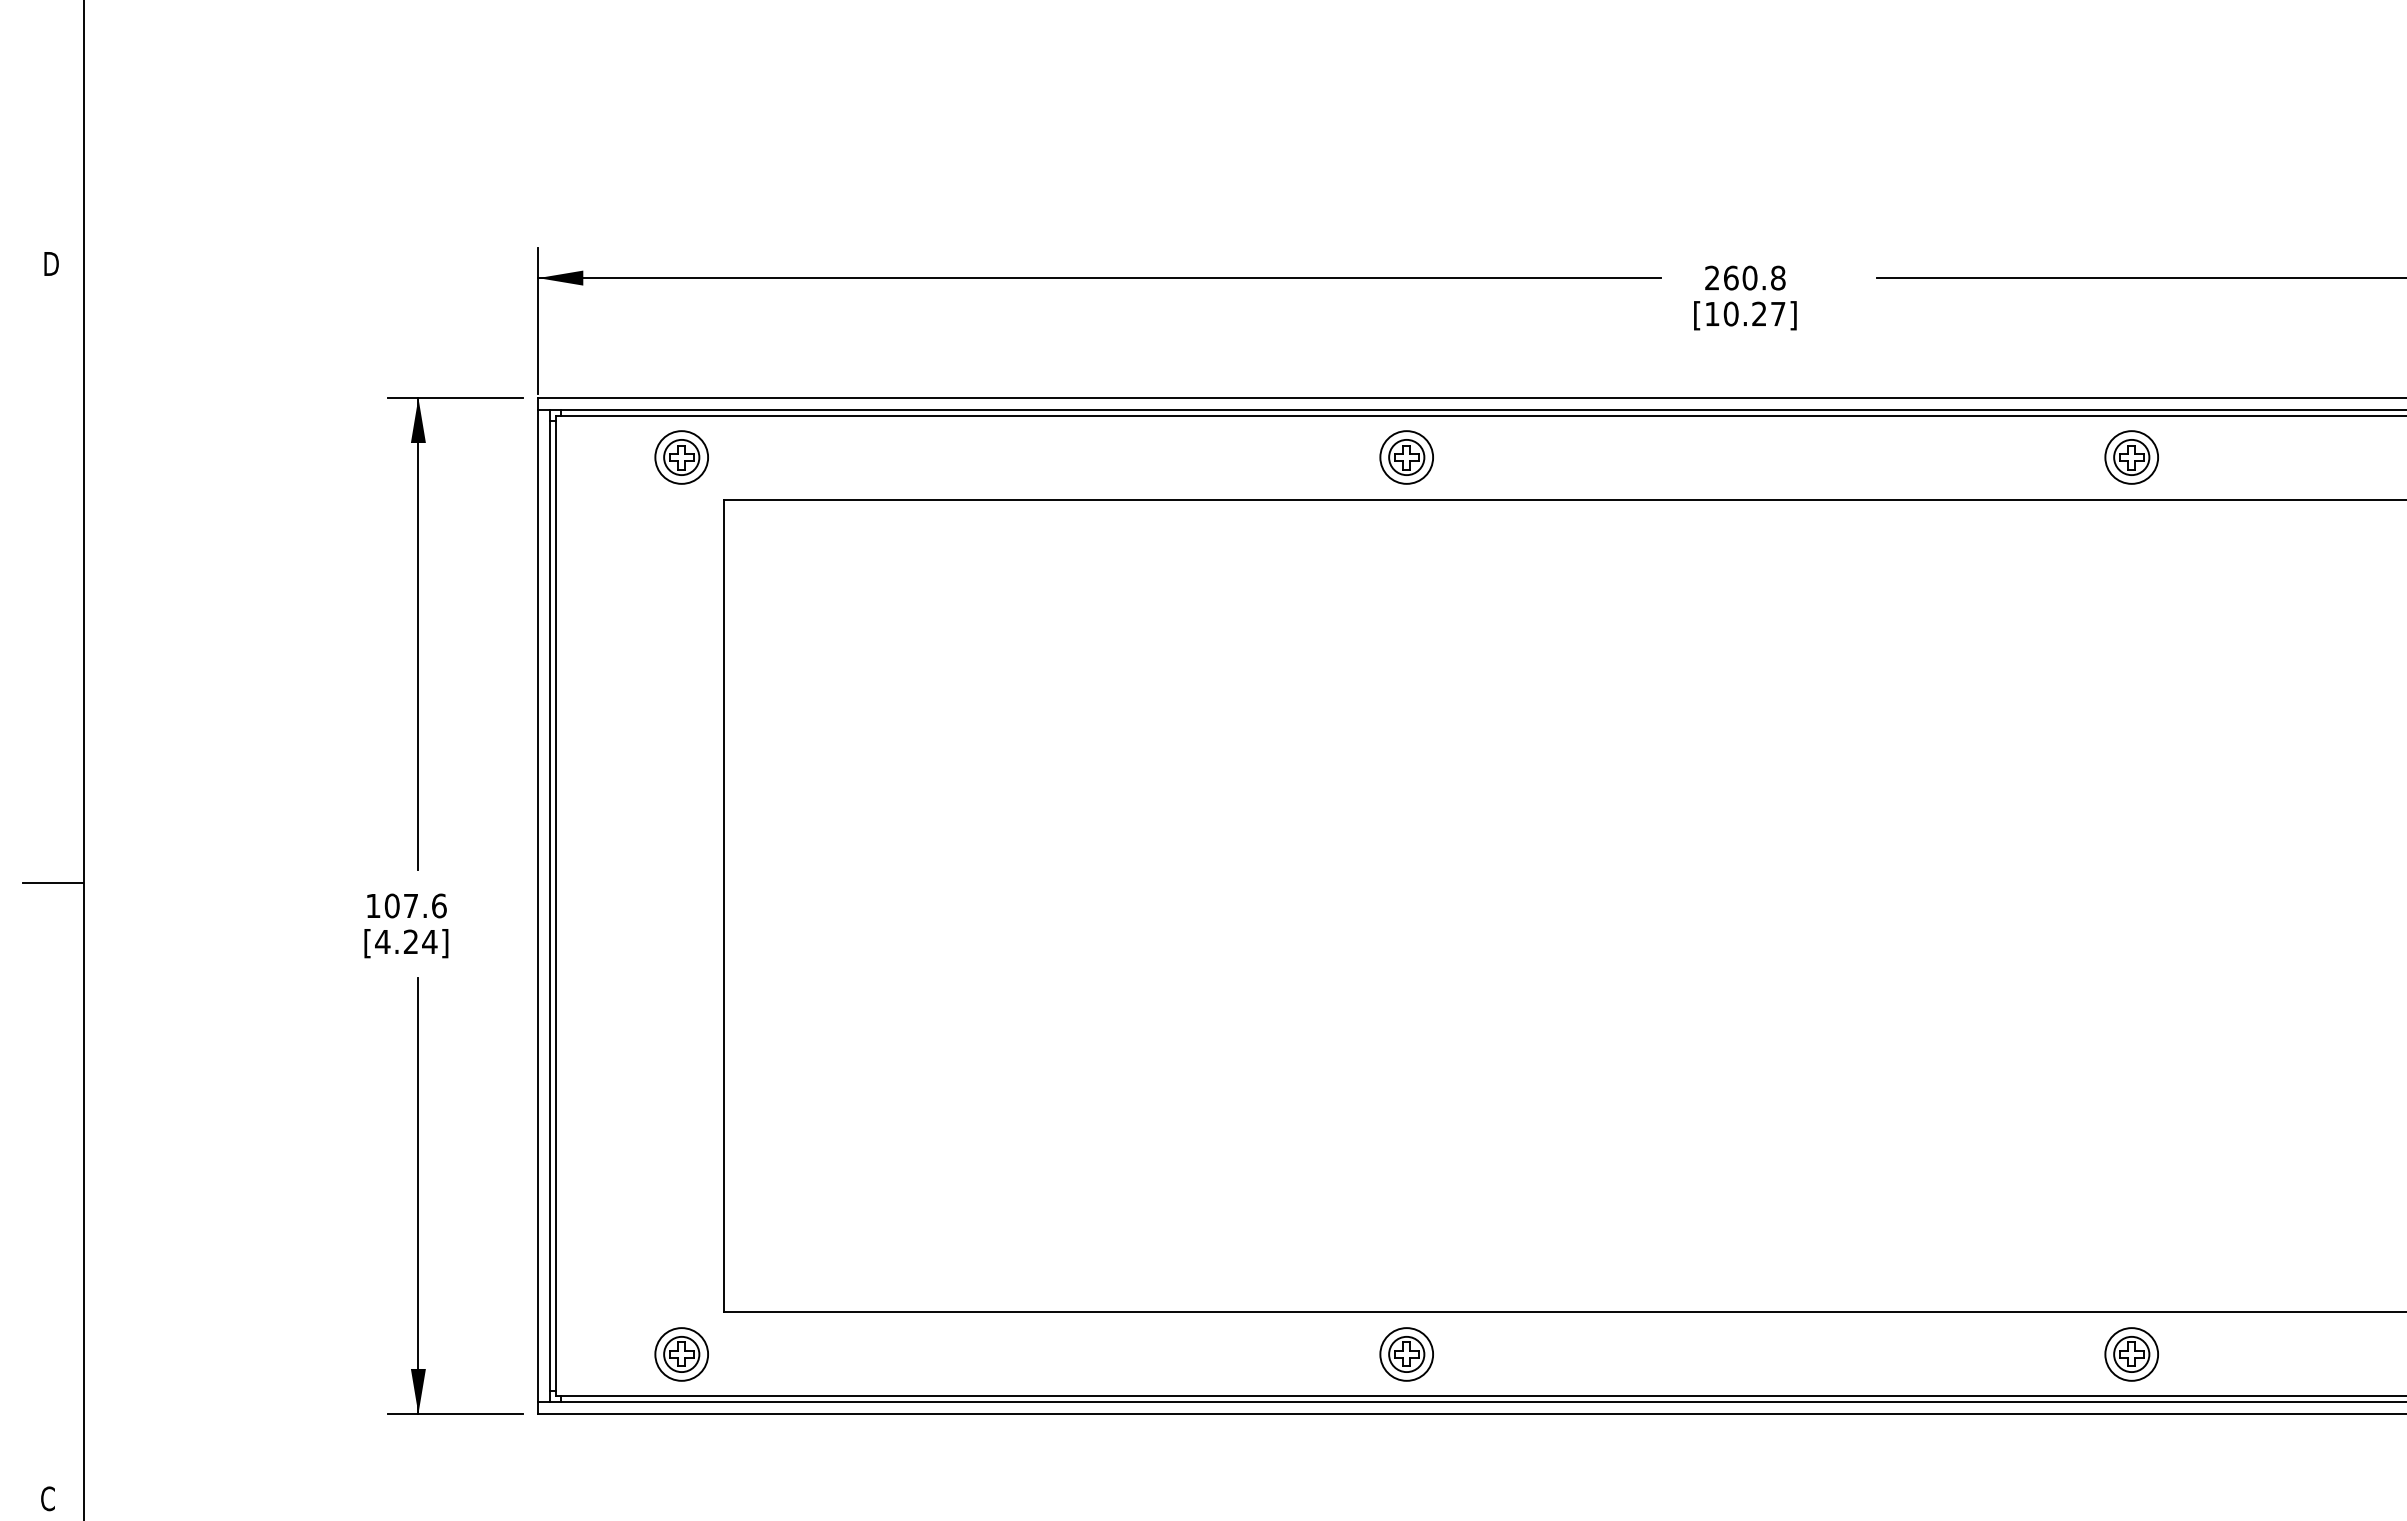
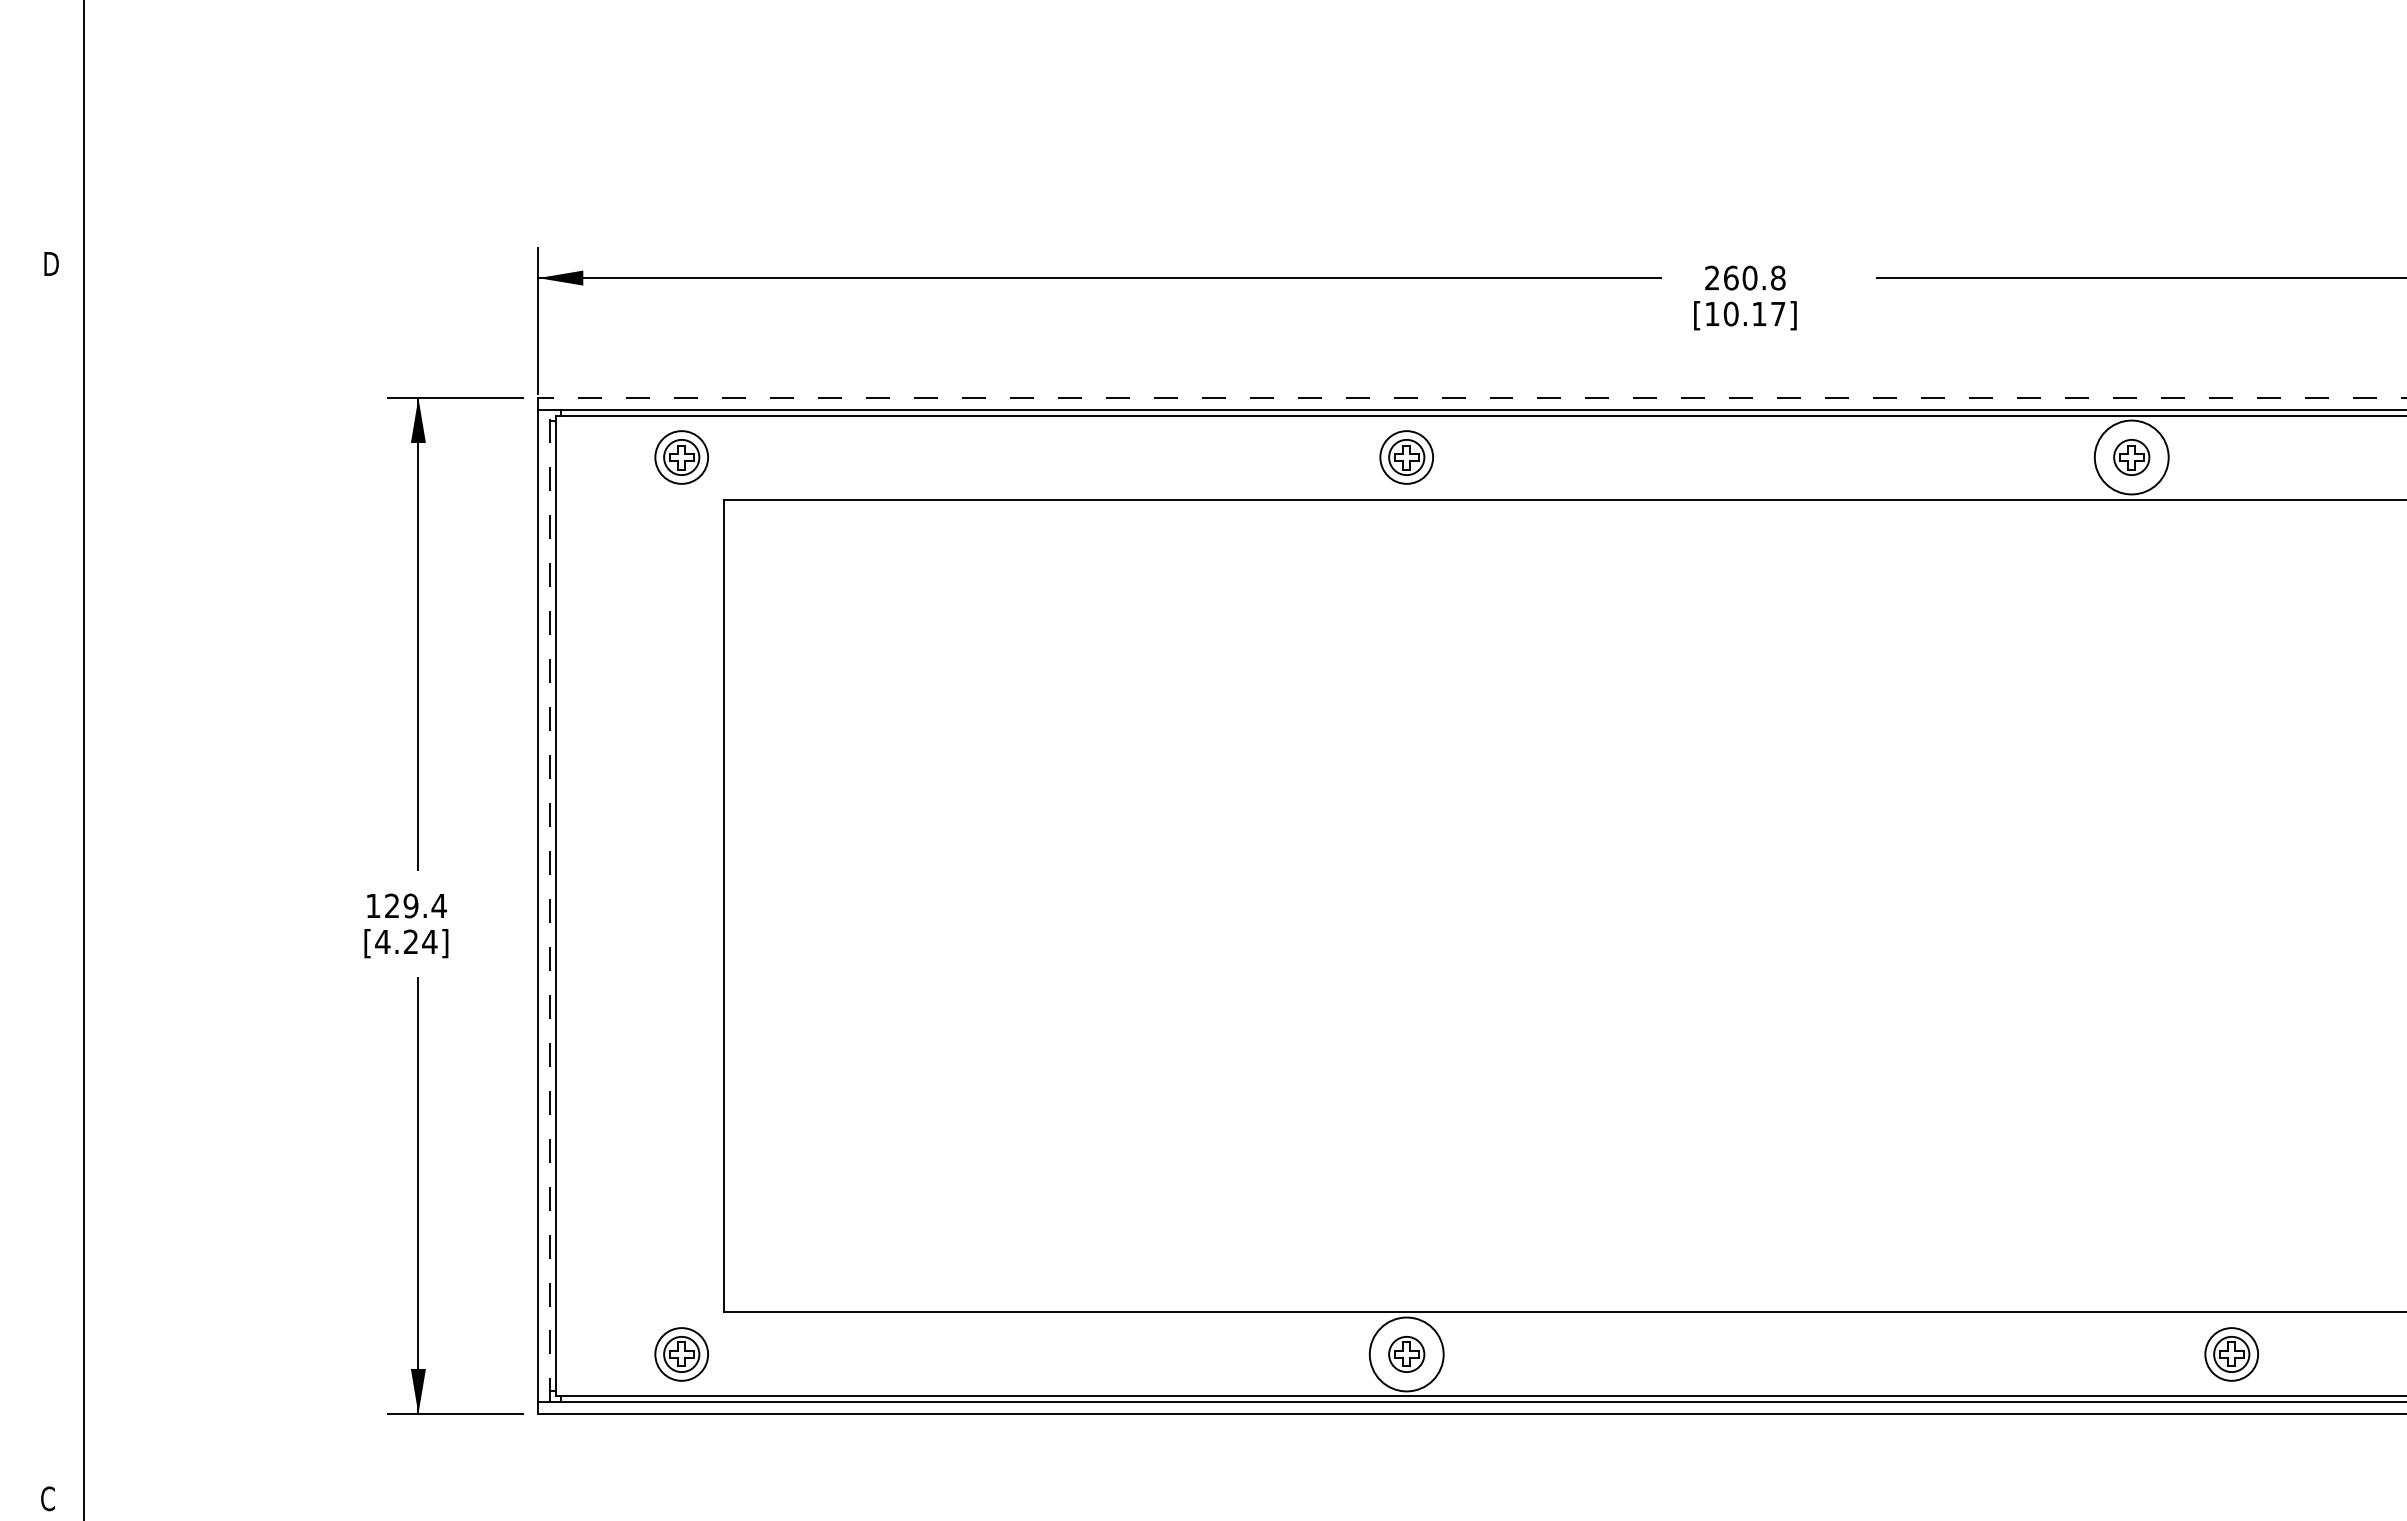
text: [10.27] -> [10.17] (1759, 313)
line: solid -> dashed (1471, 398)
circle diameter: 53 px -> 74 px (2131, 457)
line: present -> none (53, 883)
text: 107.6 -> 129.4 (415, 905)
line: solid -> dashed (549, 905)
circle diameter: 53 px -> 74 px (1406, 1354)
part position: (2131, 1354) -> (2231, 1354) (2231, 1354)
